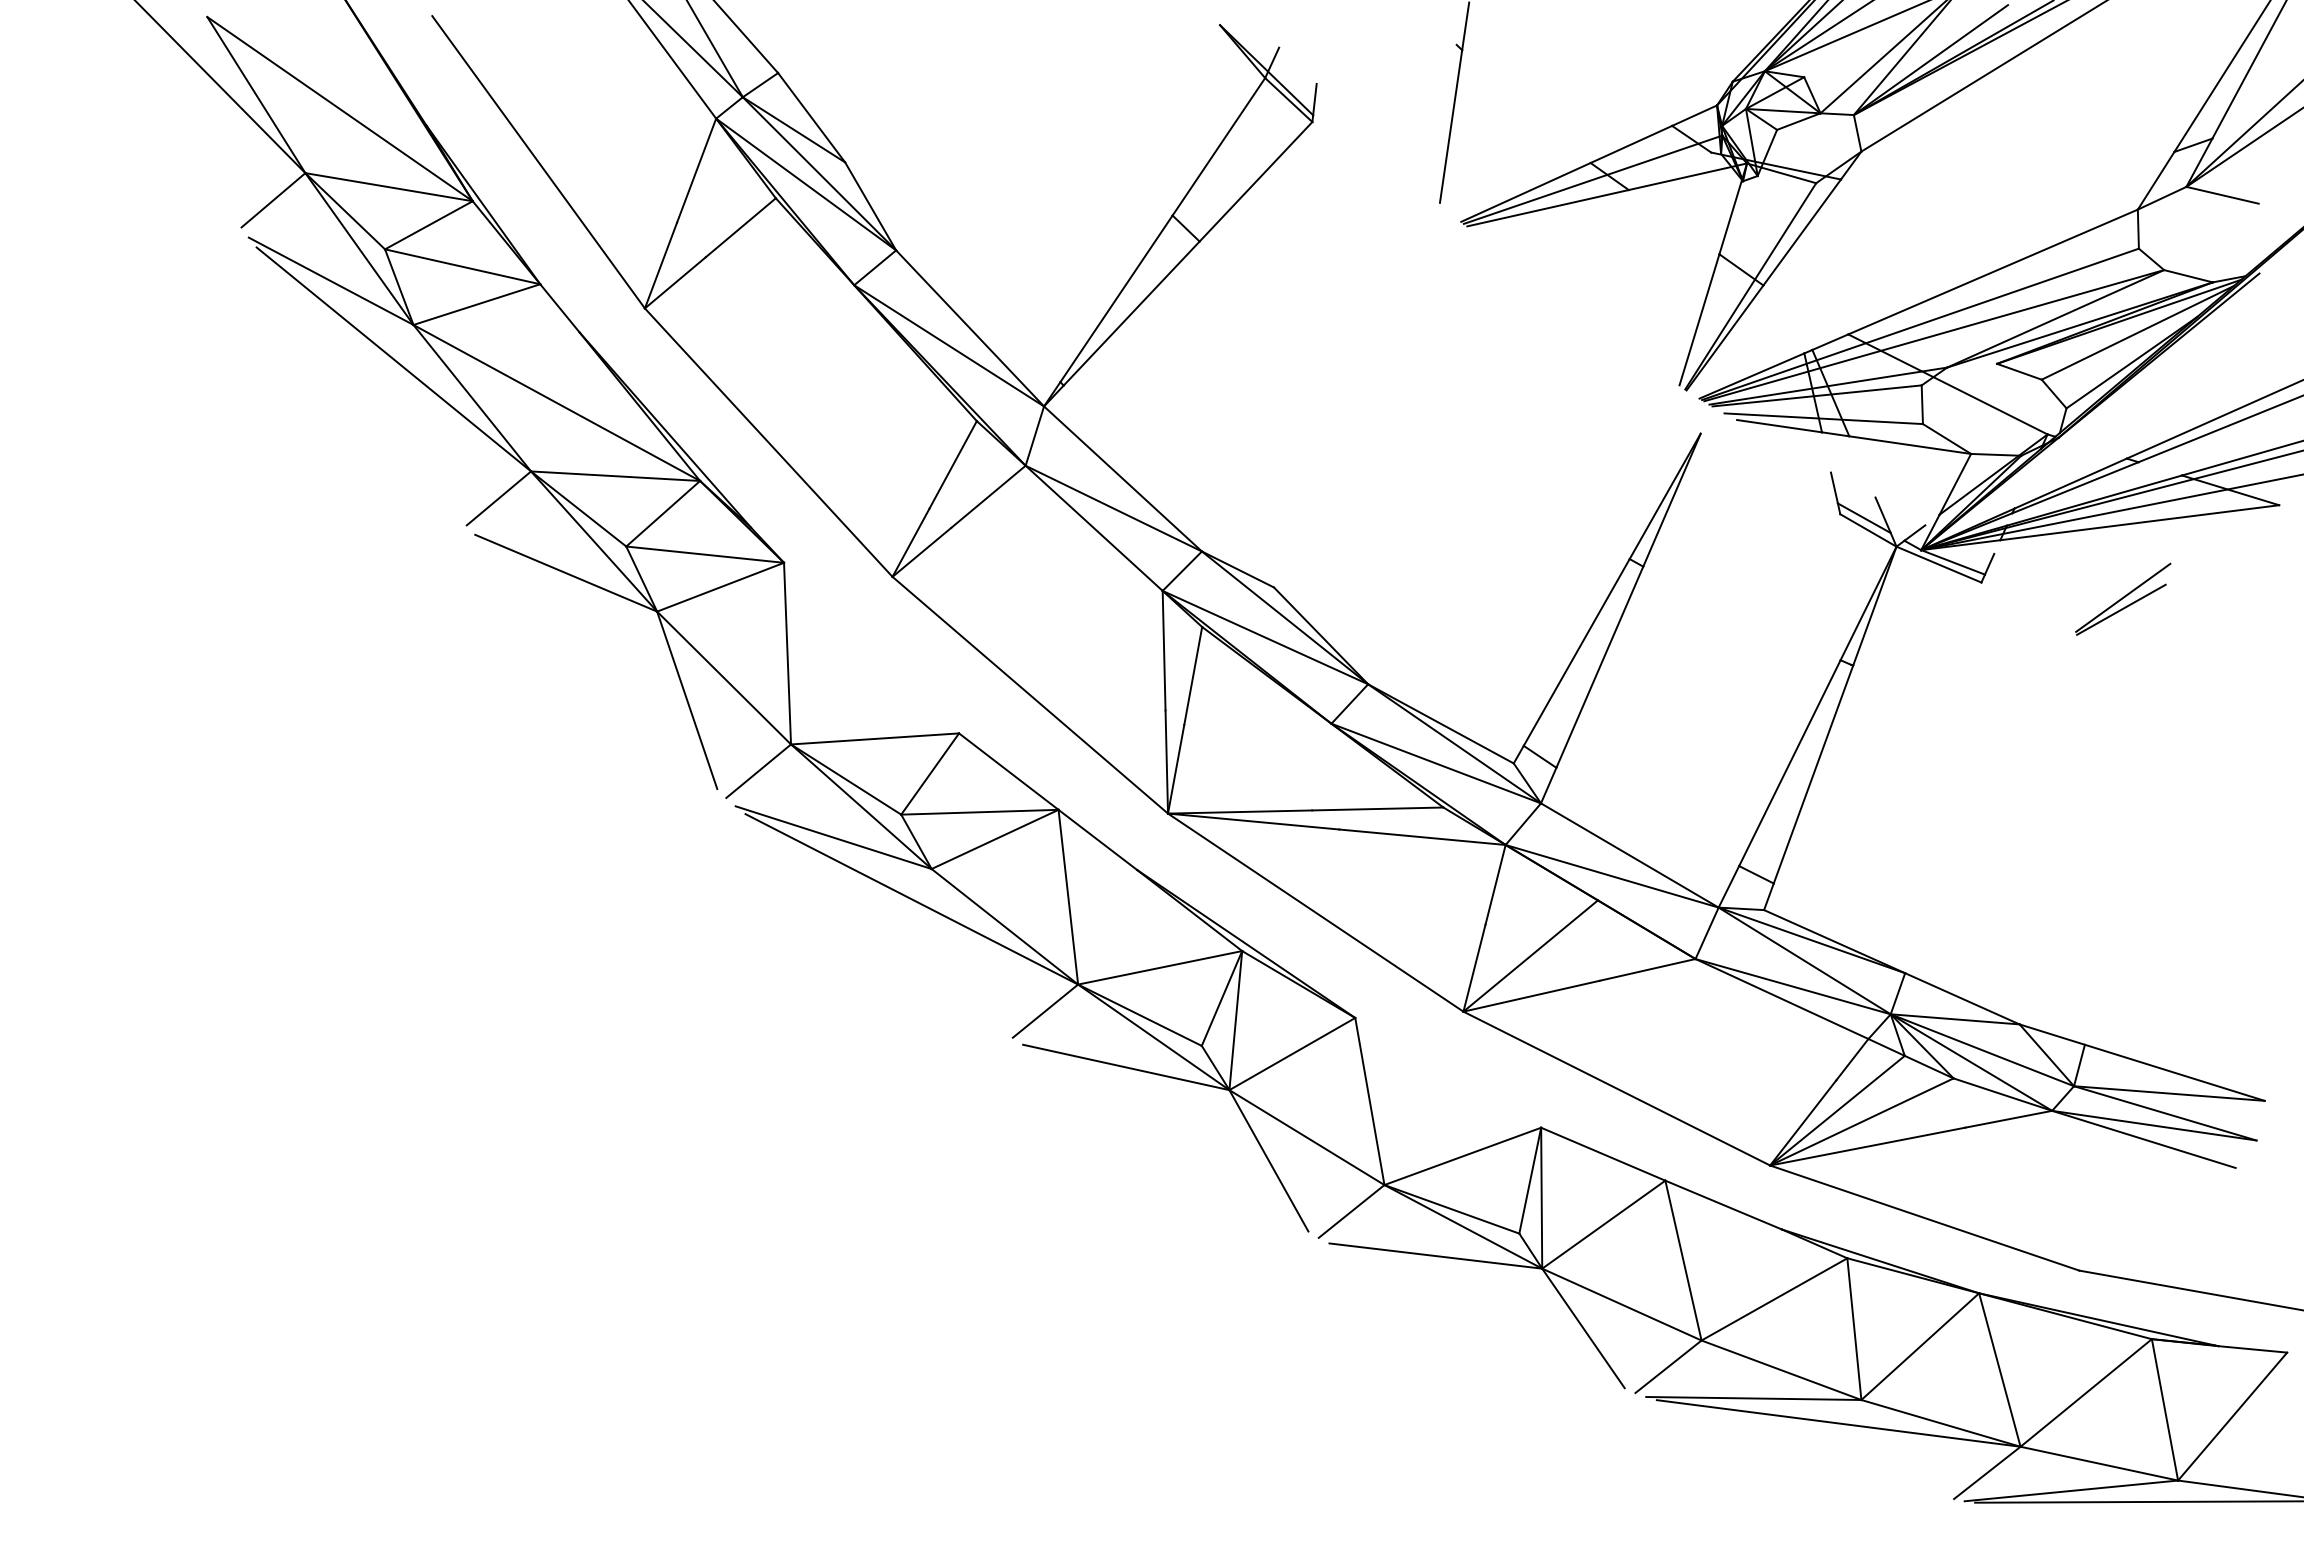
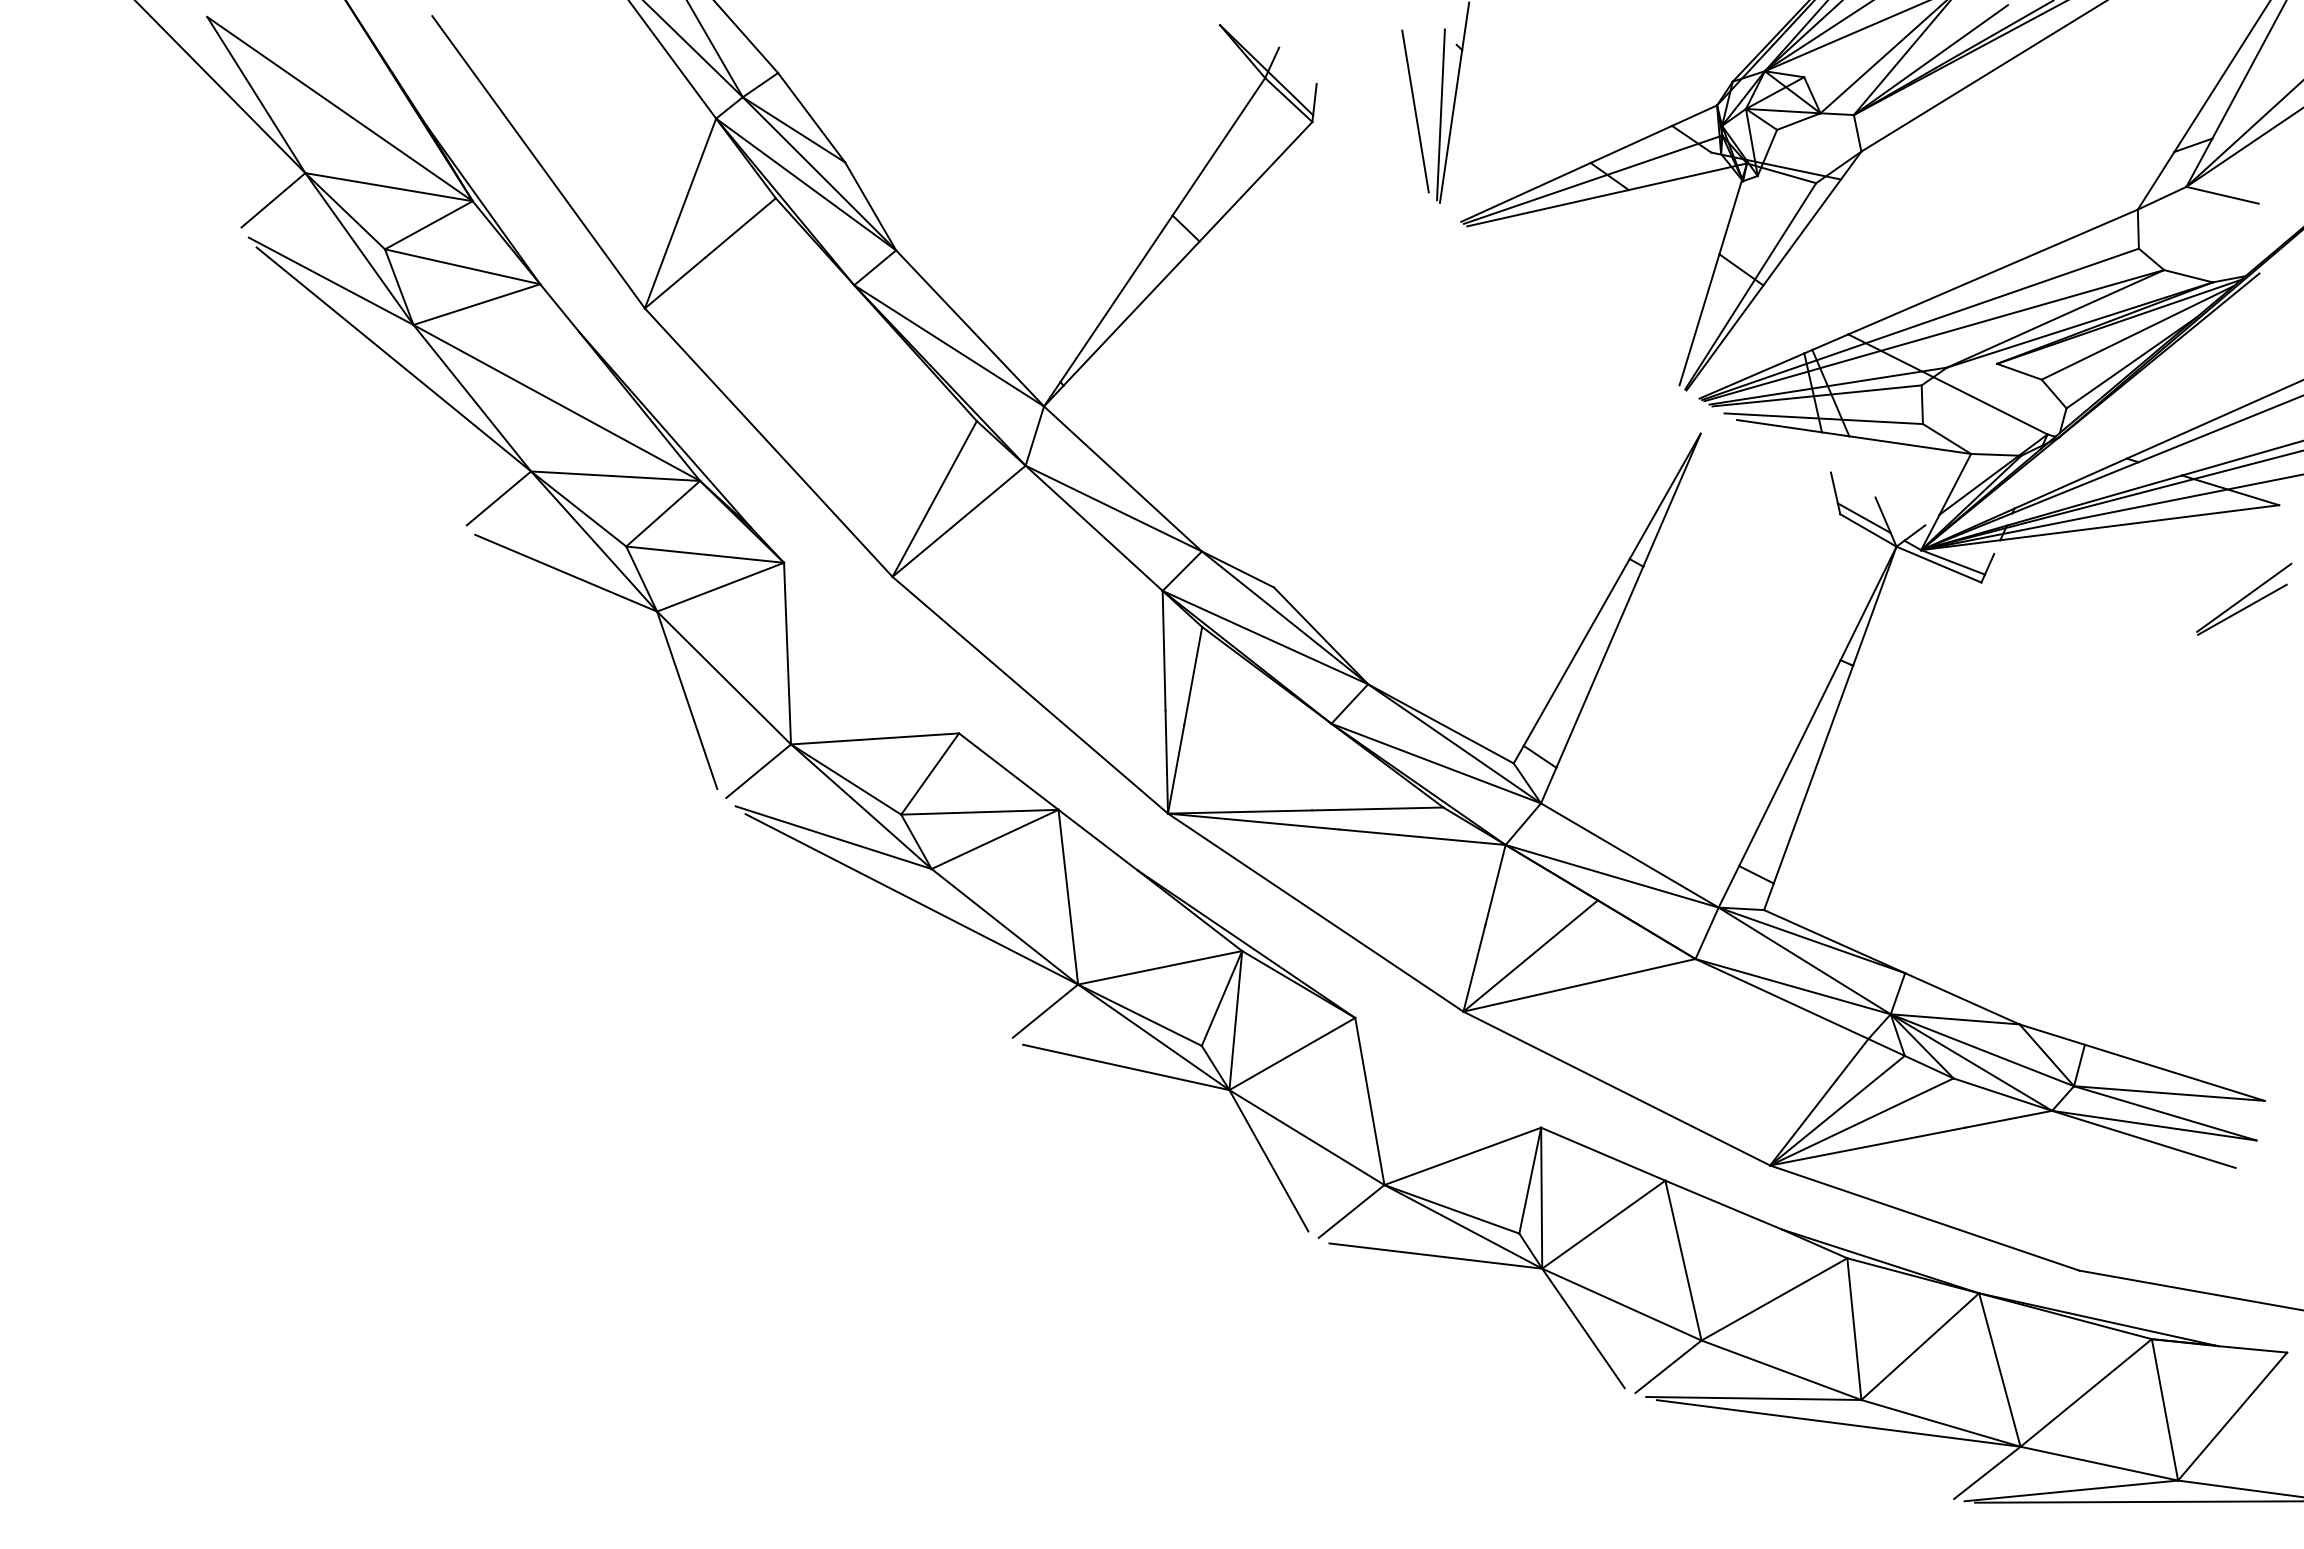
line: none -> present (1415, 111)
line: none -> present (1440, 114)
part position: (2123, 598) -> (2244, 598) (2244, 598)
